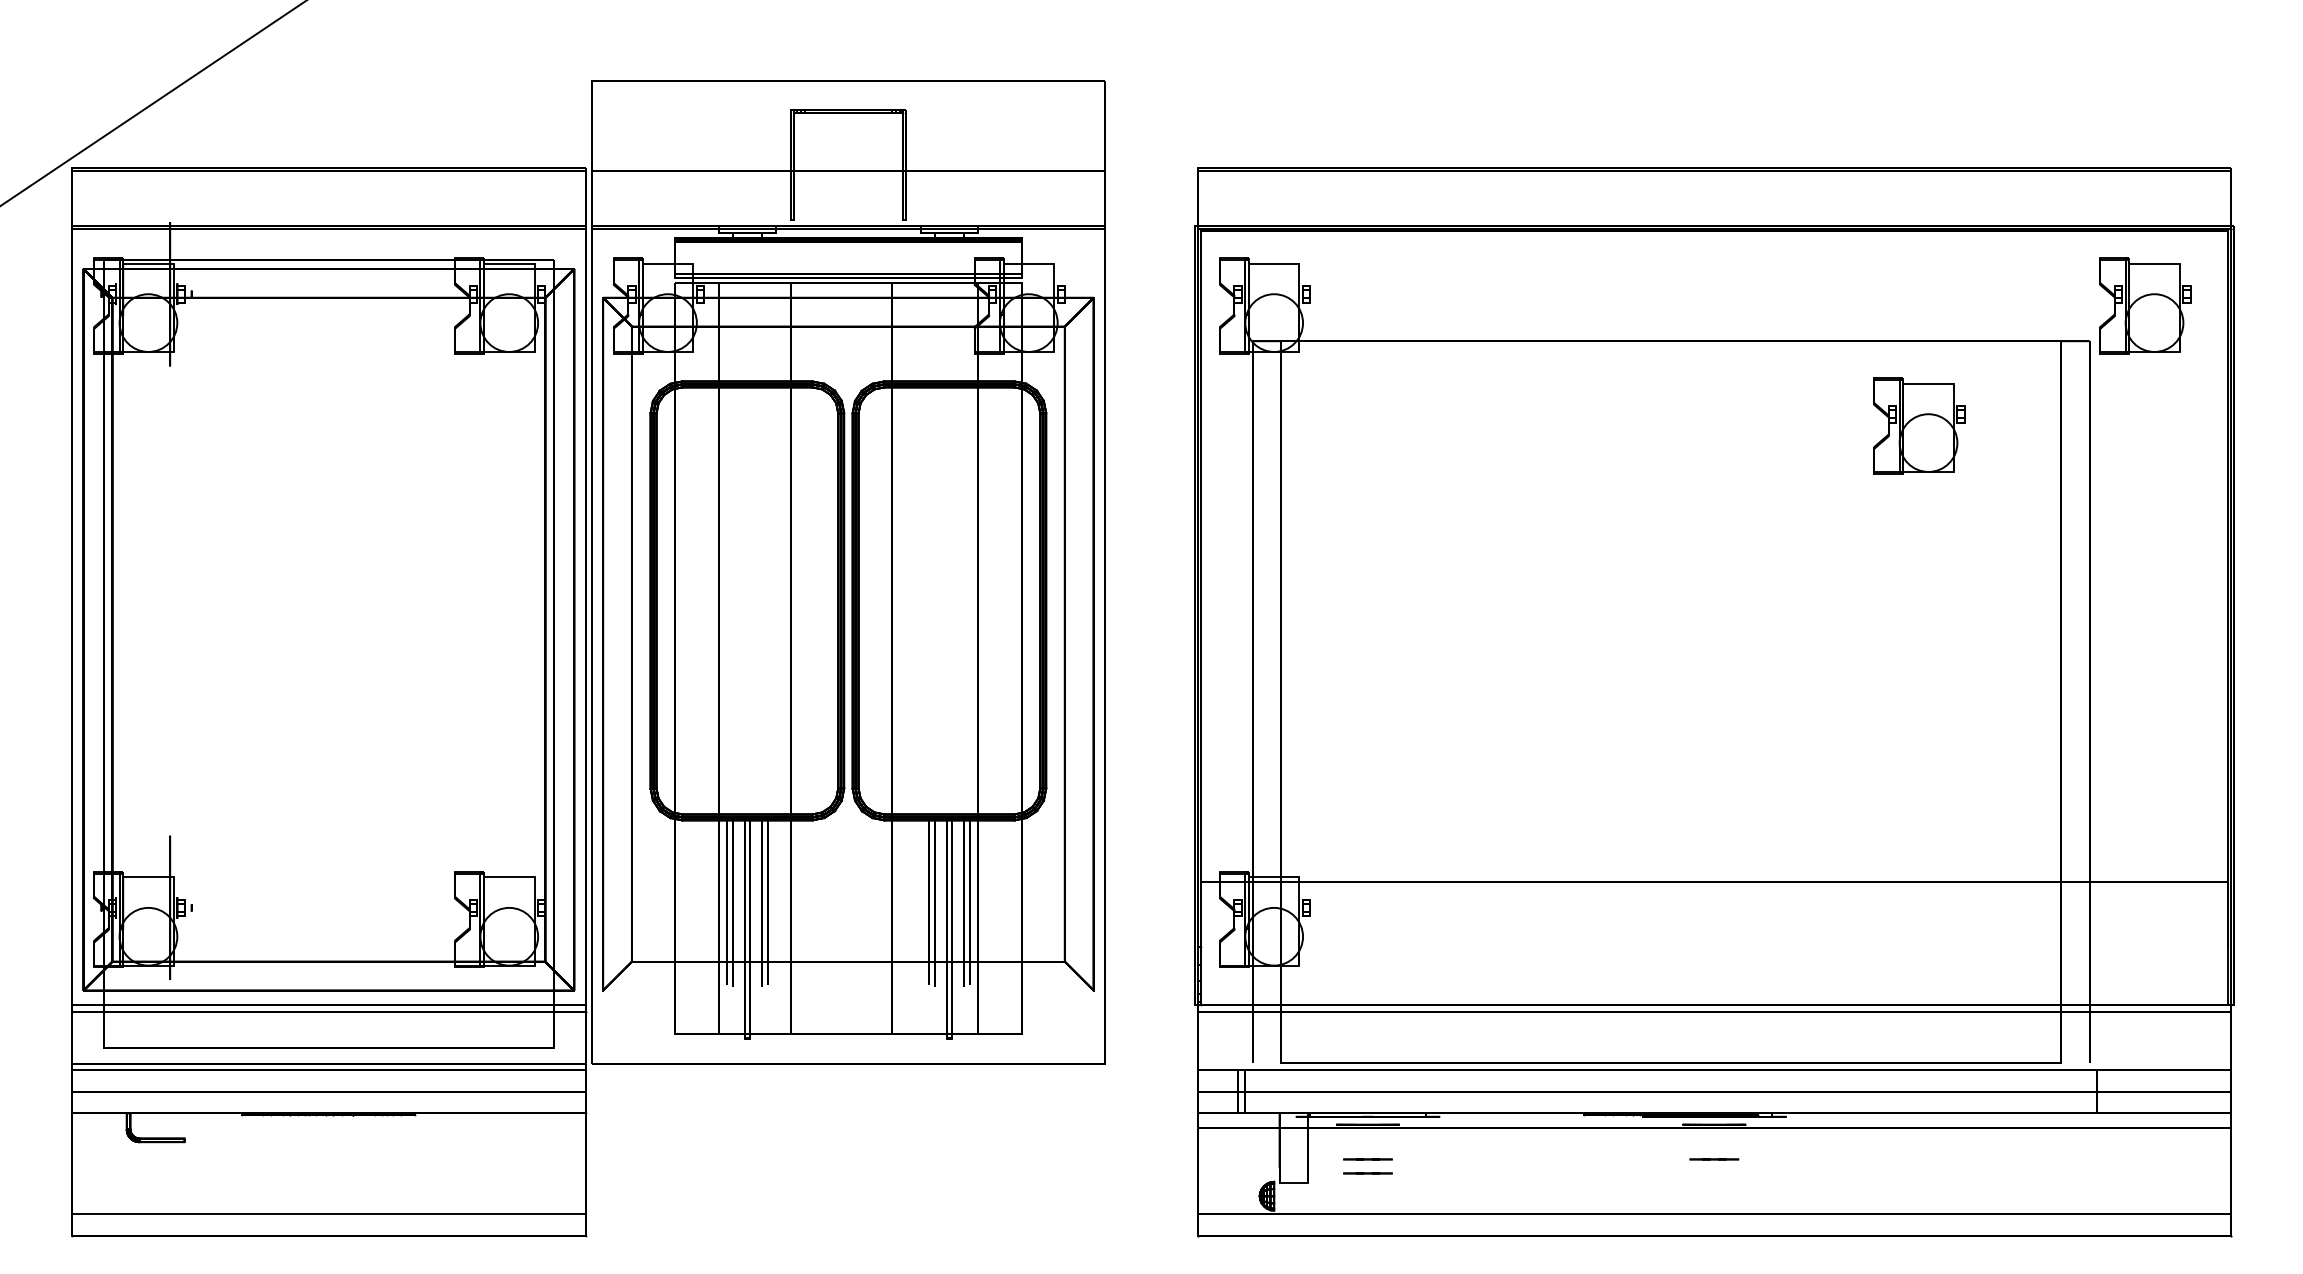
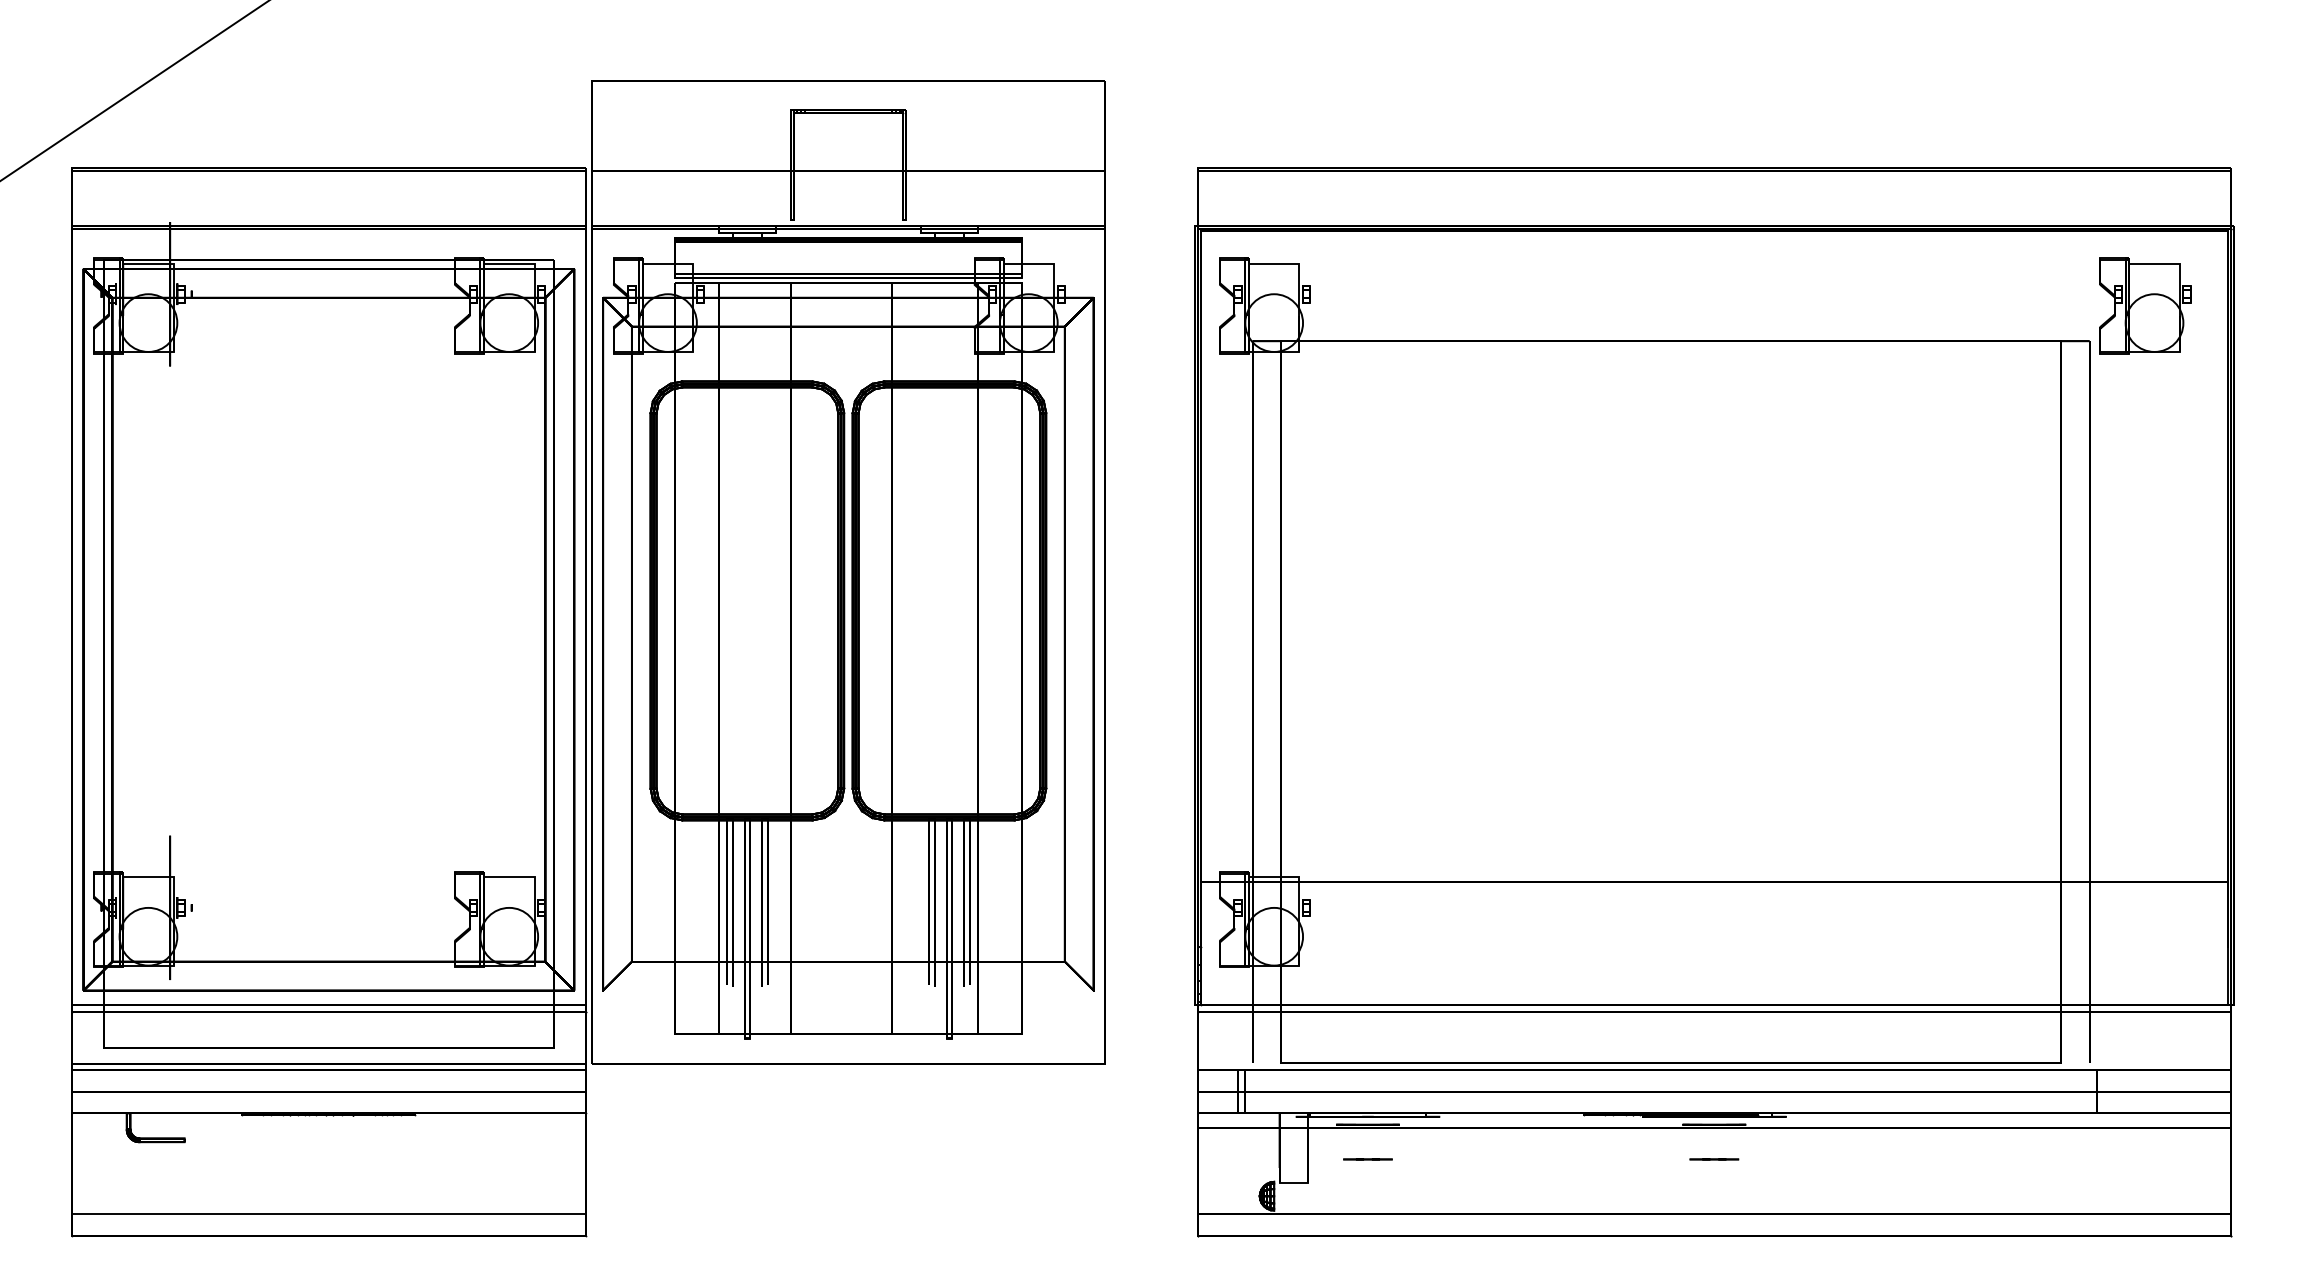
line position: (152, 103) -> (134, 90) (134, 90)
part: present -> none (1919, 425)
line: present -> none (1367, 1173)
